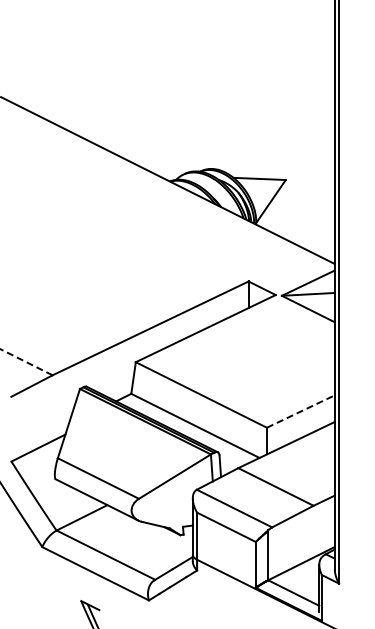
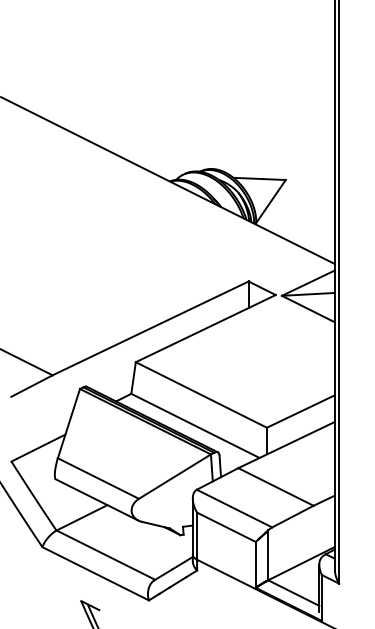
line: dashed -> solid (26, 362)
line: dashed -> solid (300, 411)
